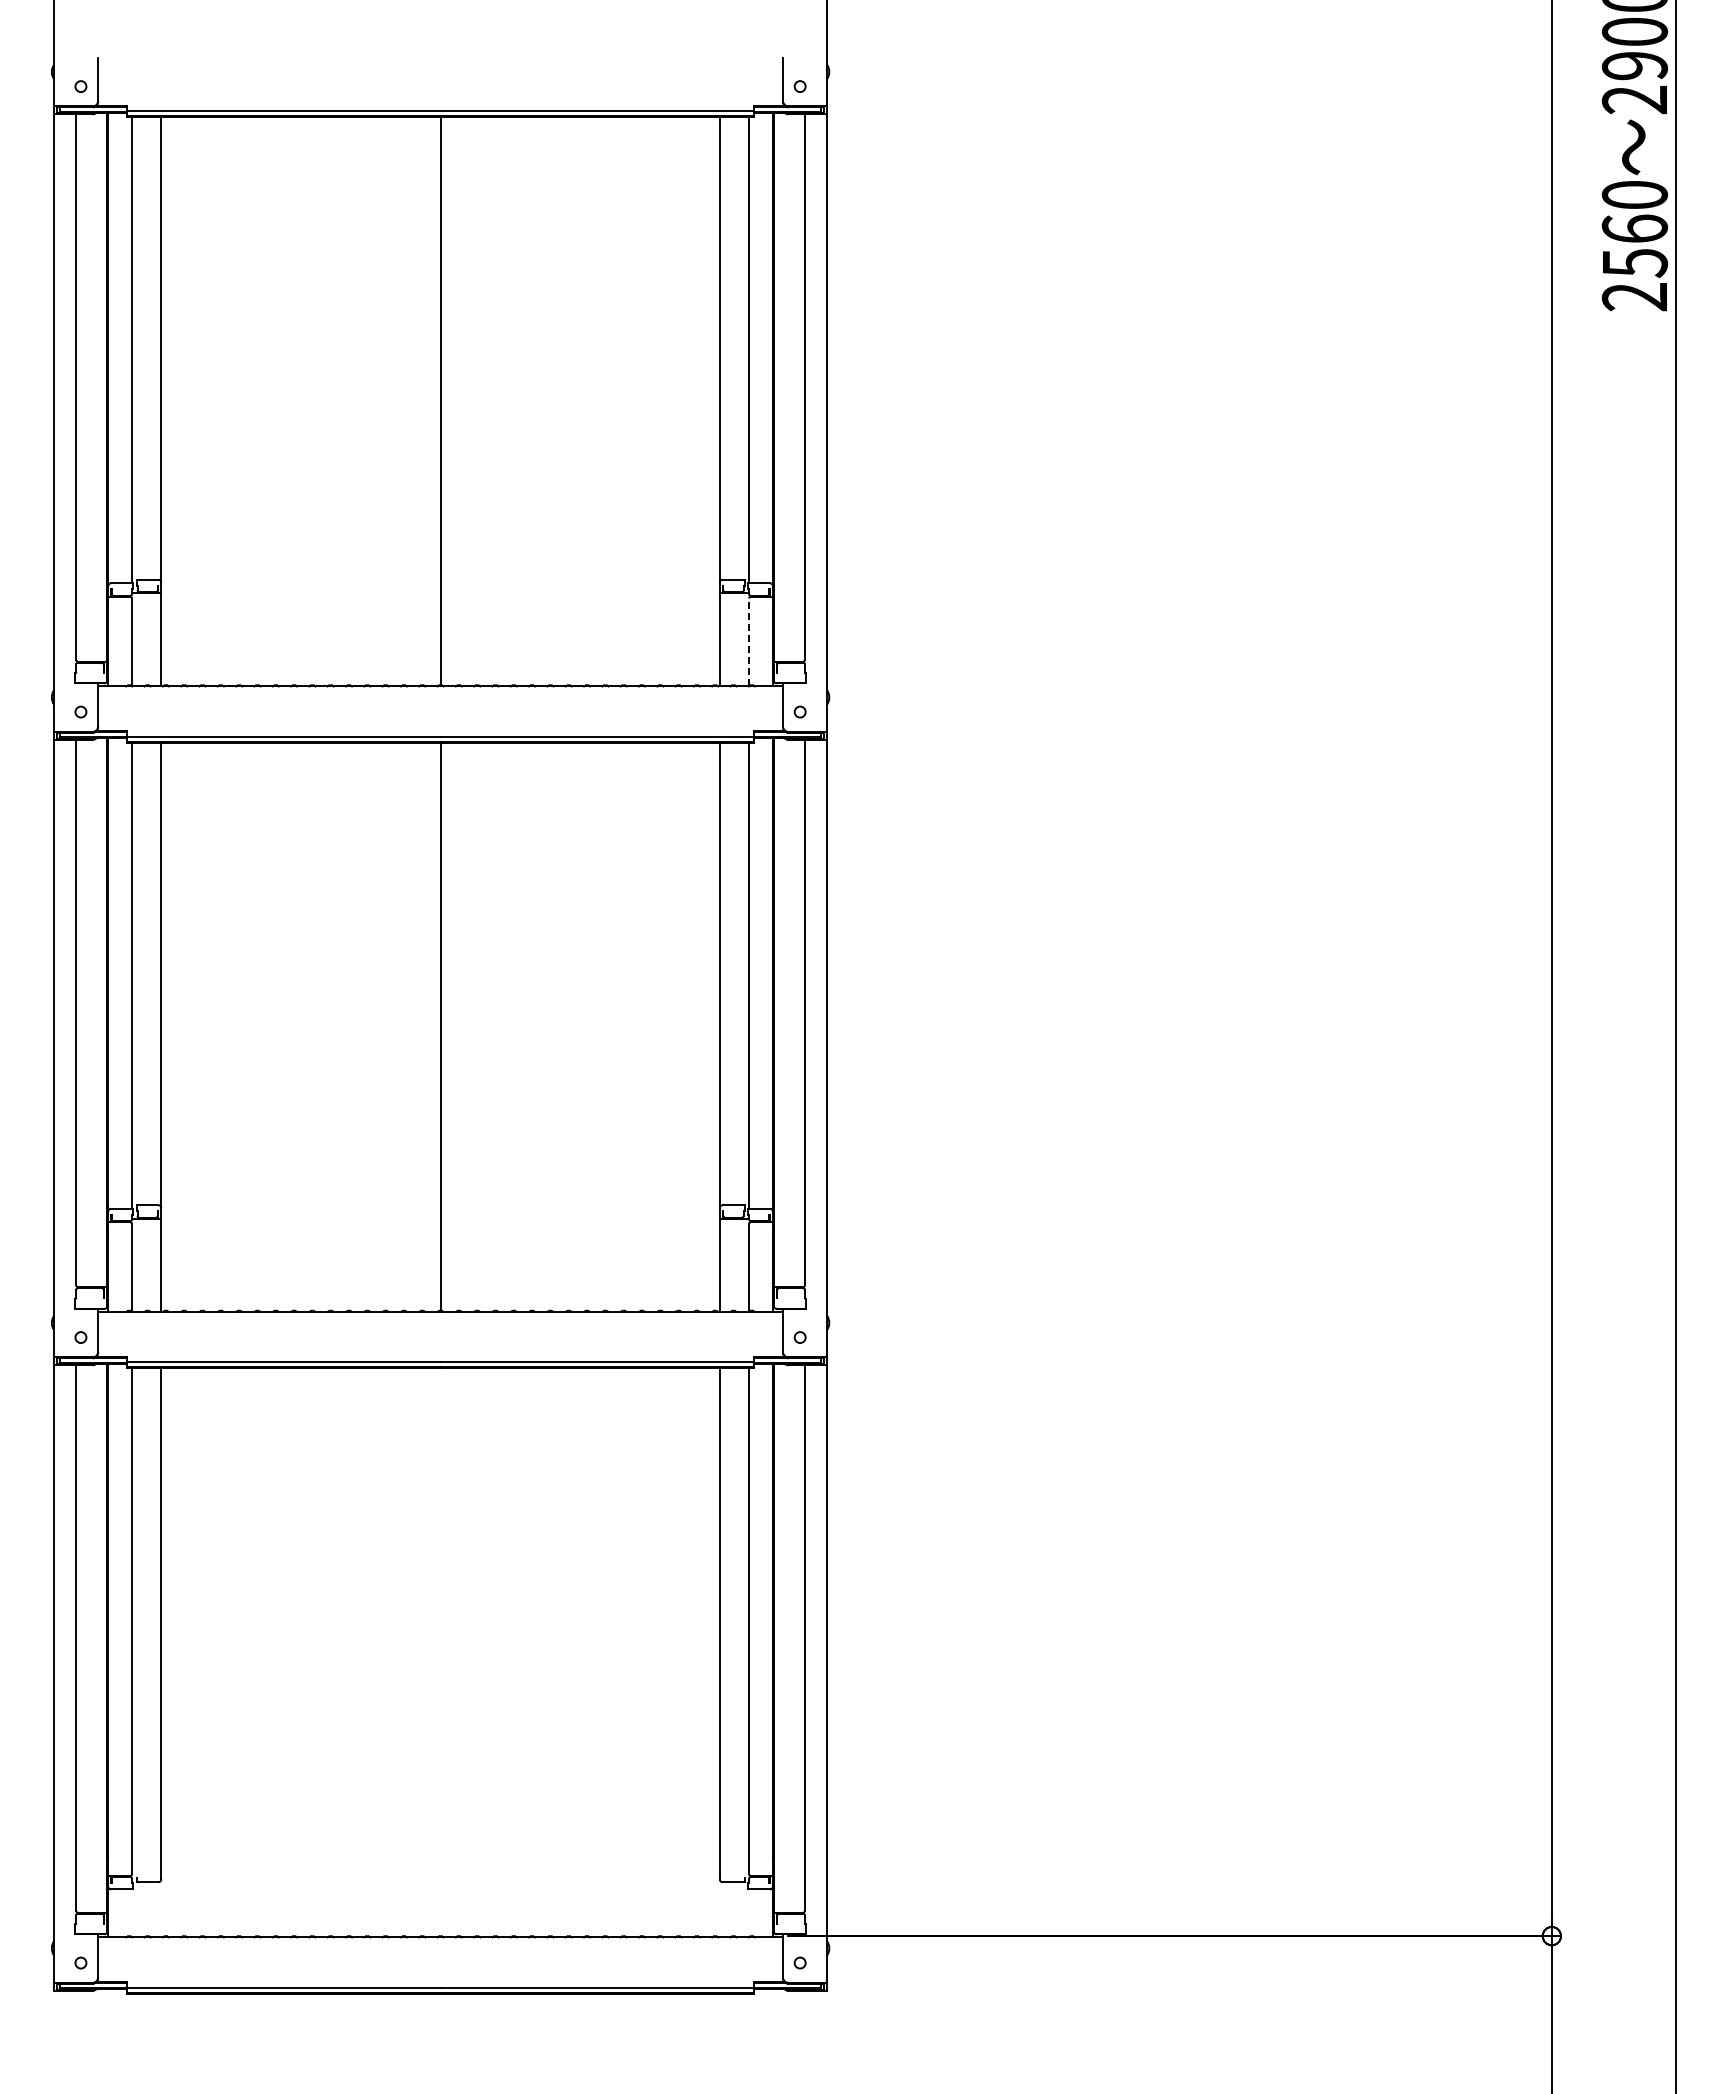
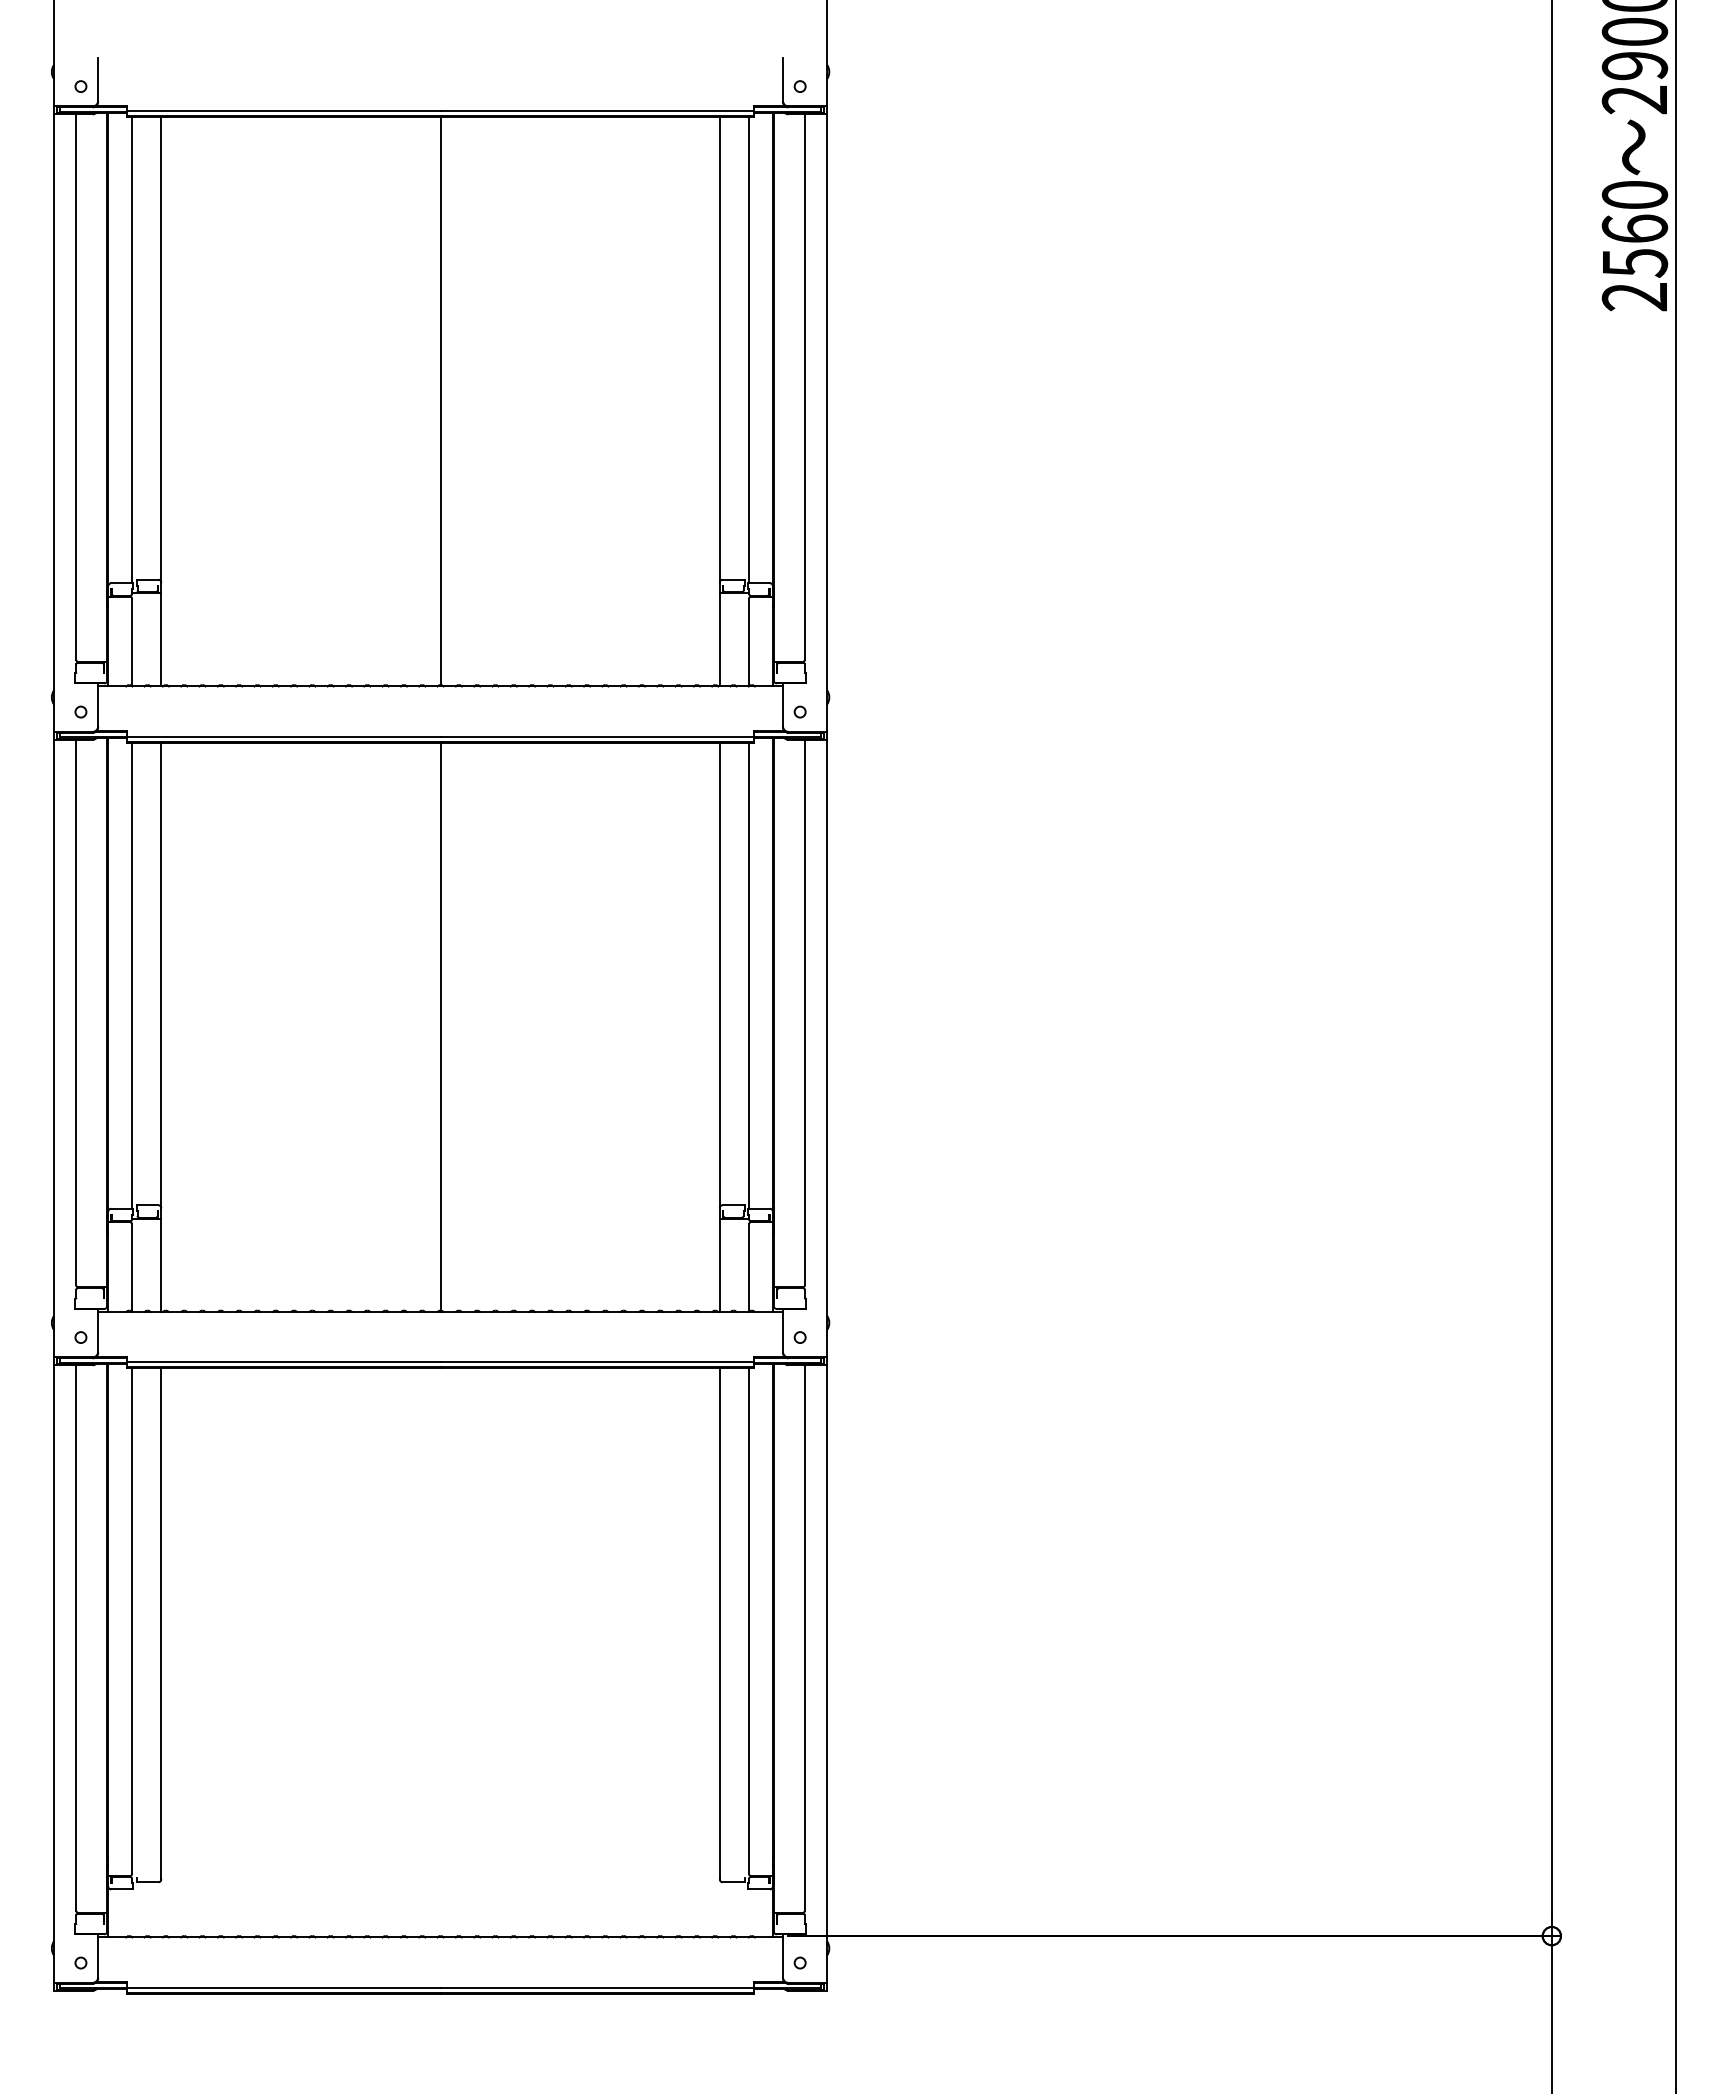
line: dashed -> solid (749, 642)
